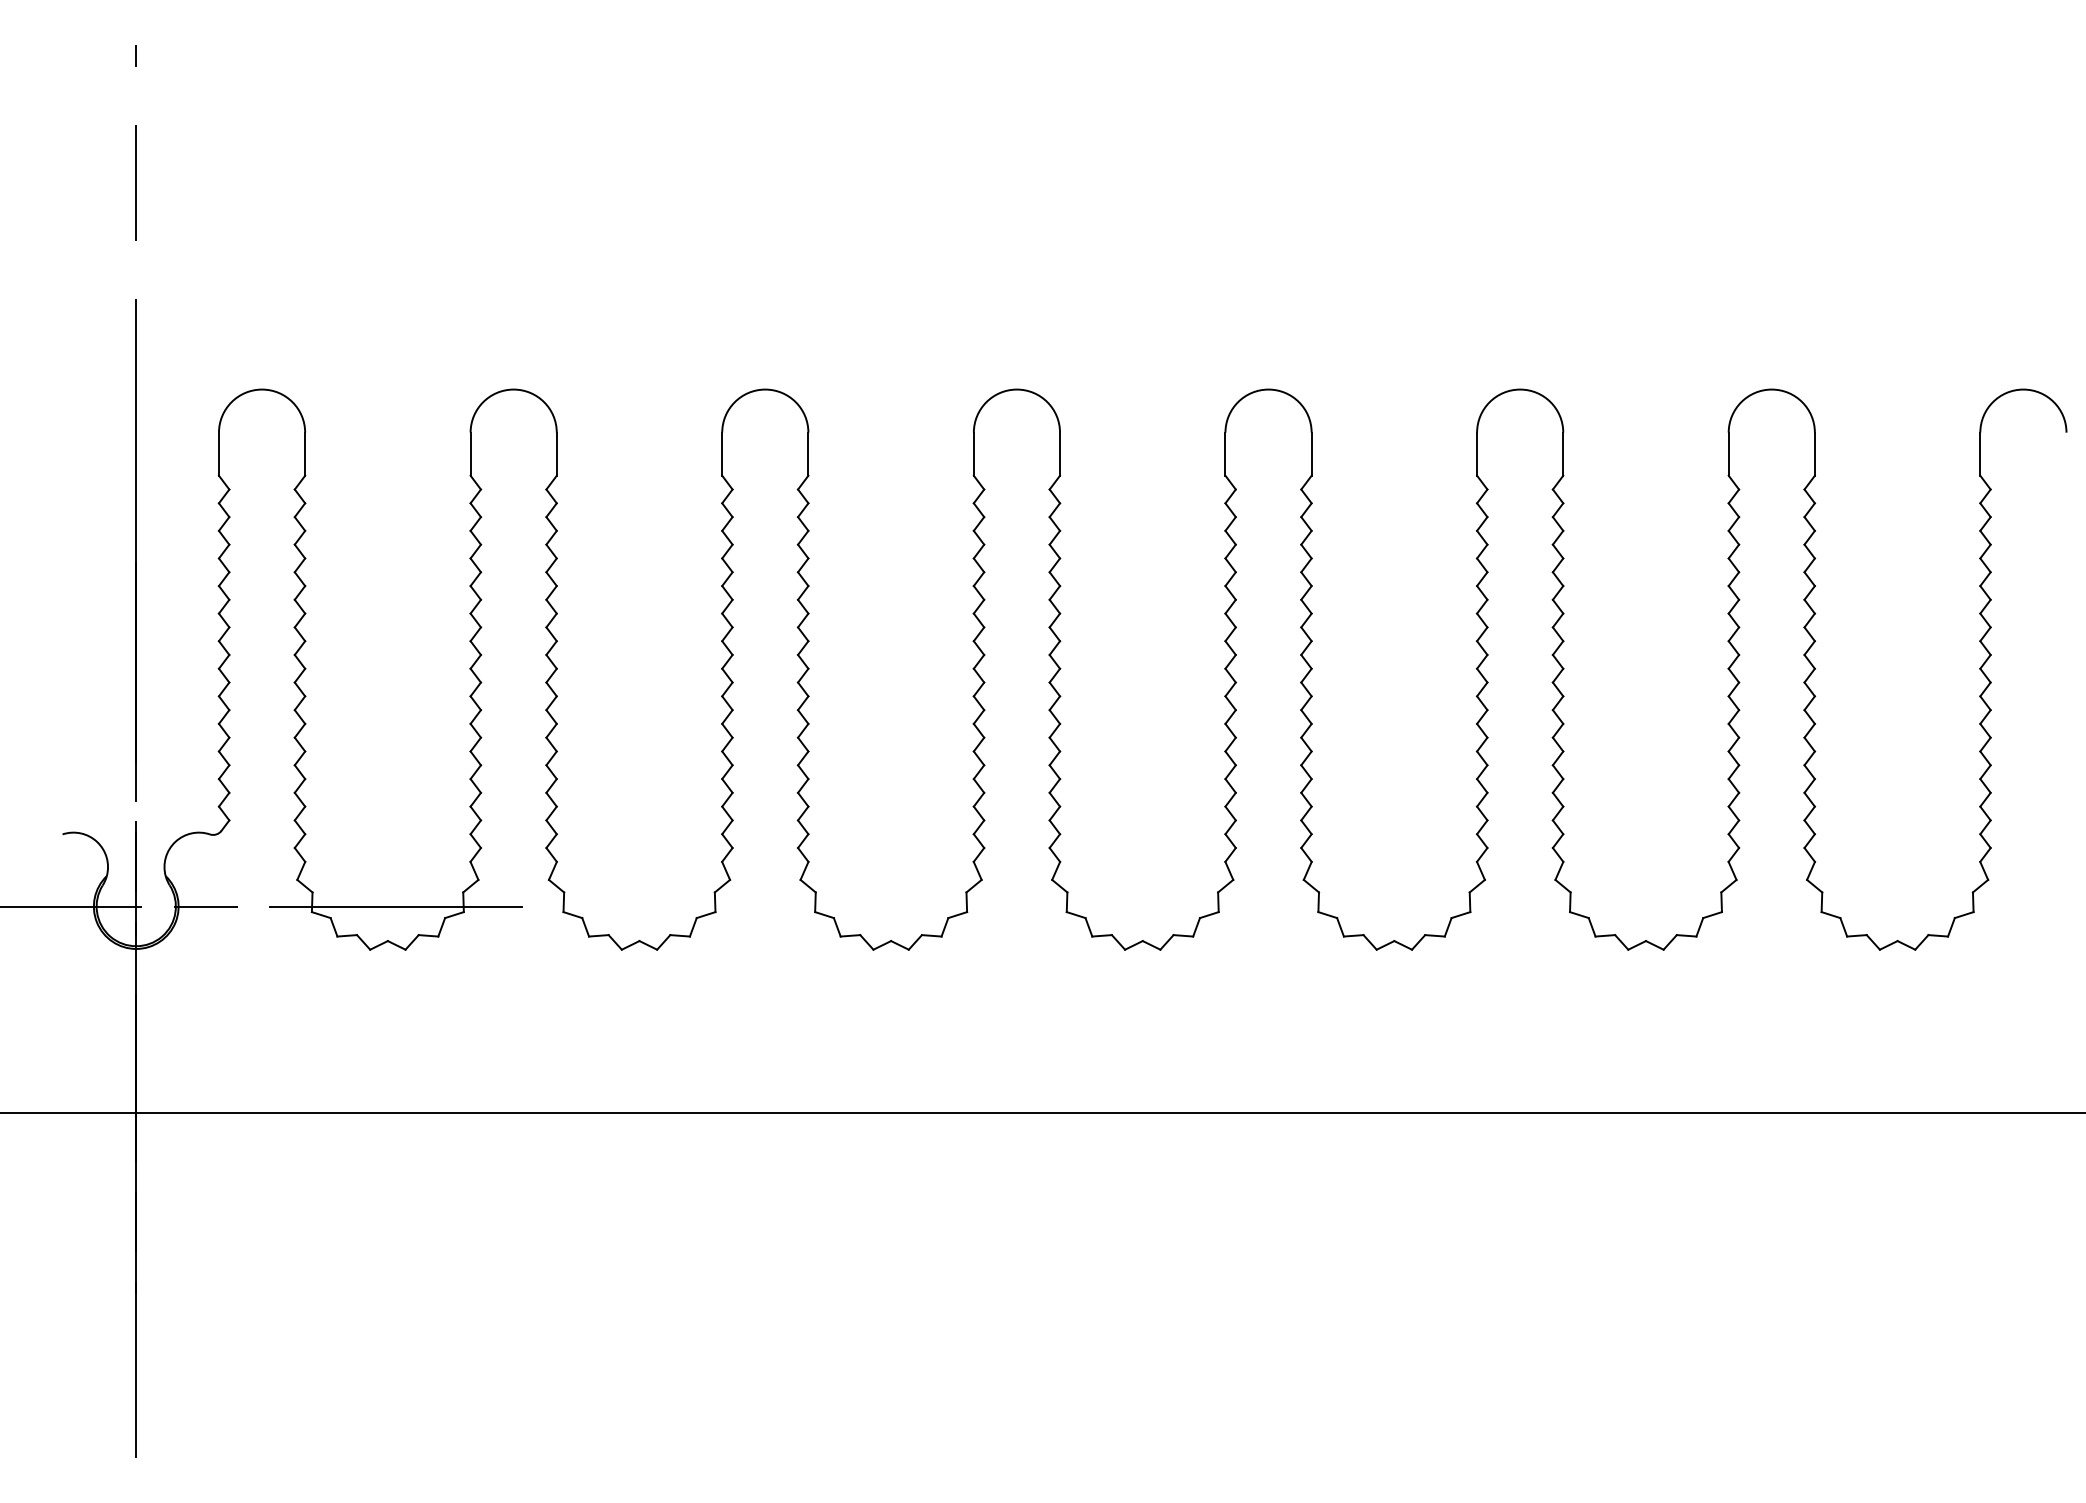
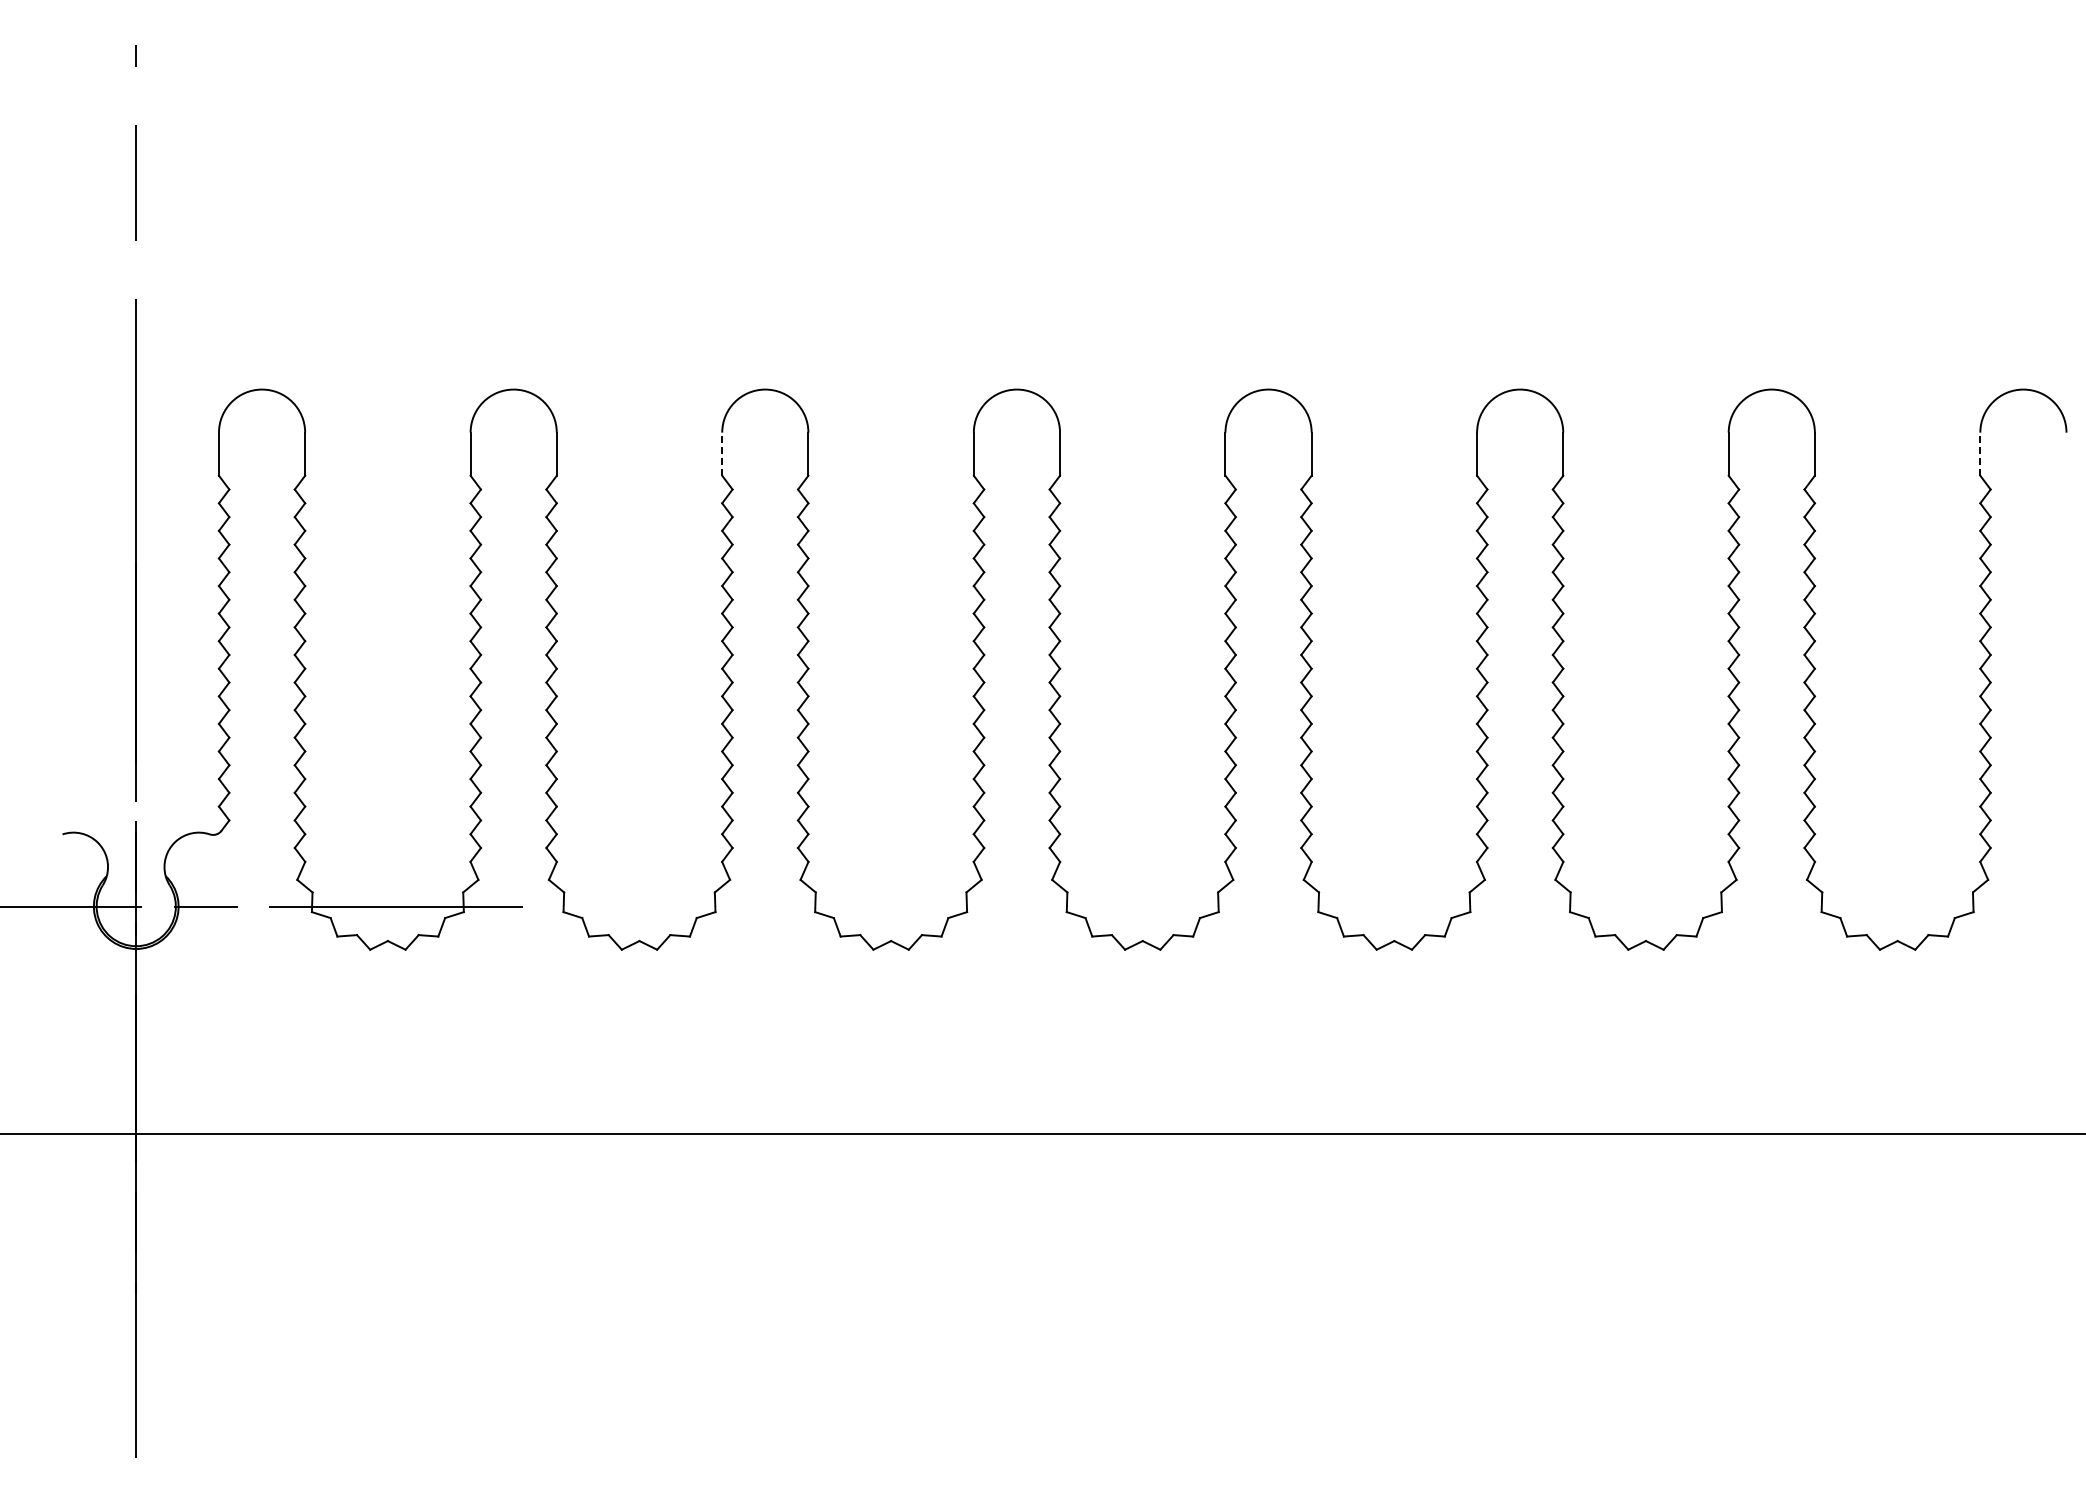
line: solid -> dashed (722, 454)
line: solid -> dashed (1980, 454)
line position: (1042, 1113) -> (1042, 1134) (1042, 1134)
